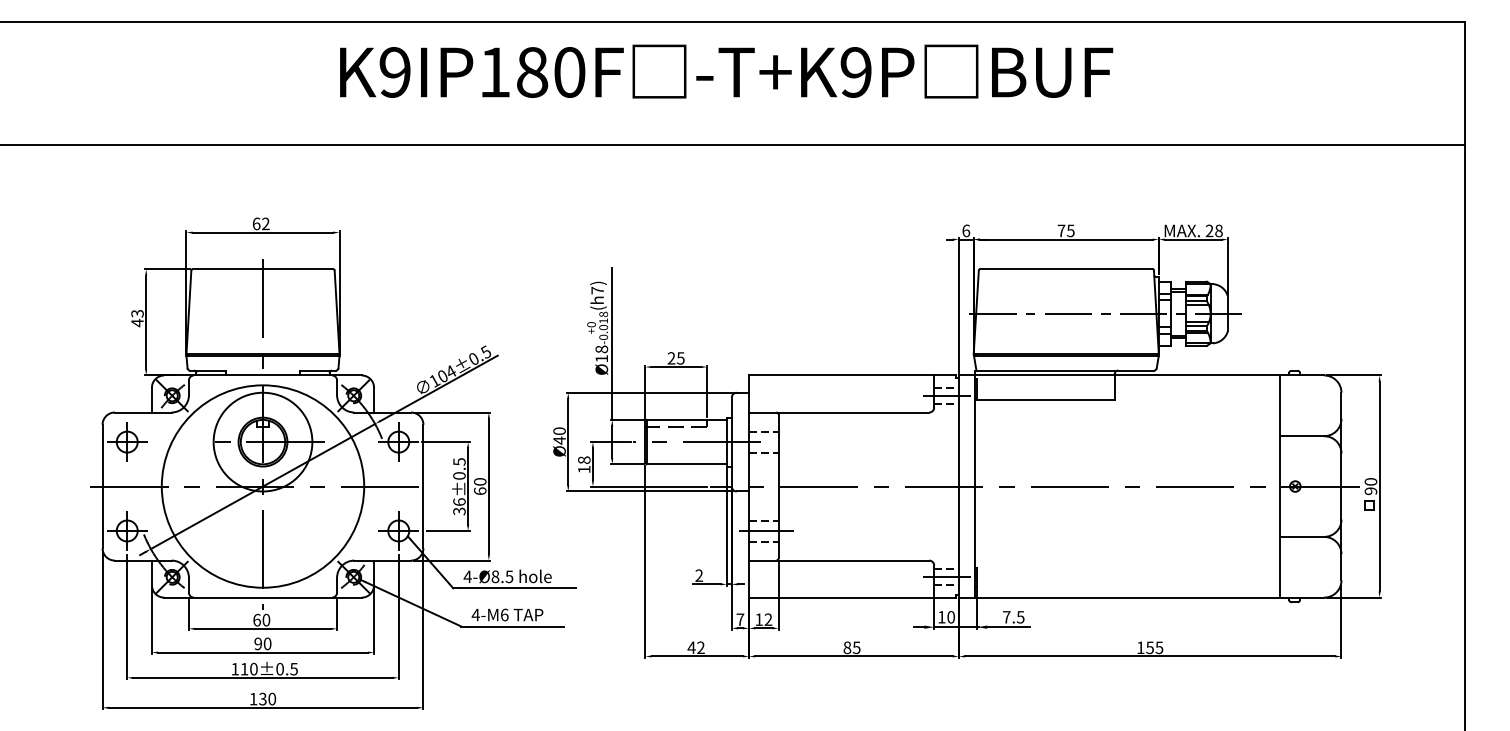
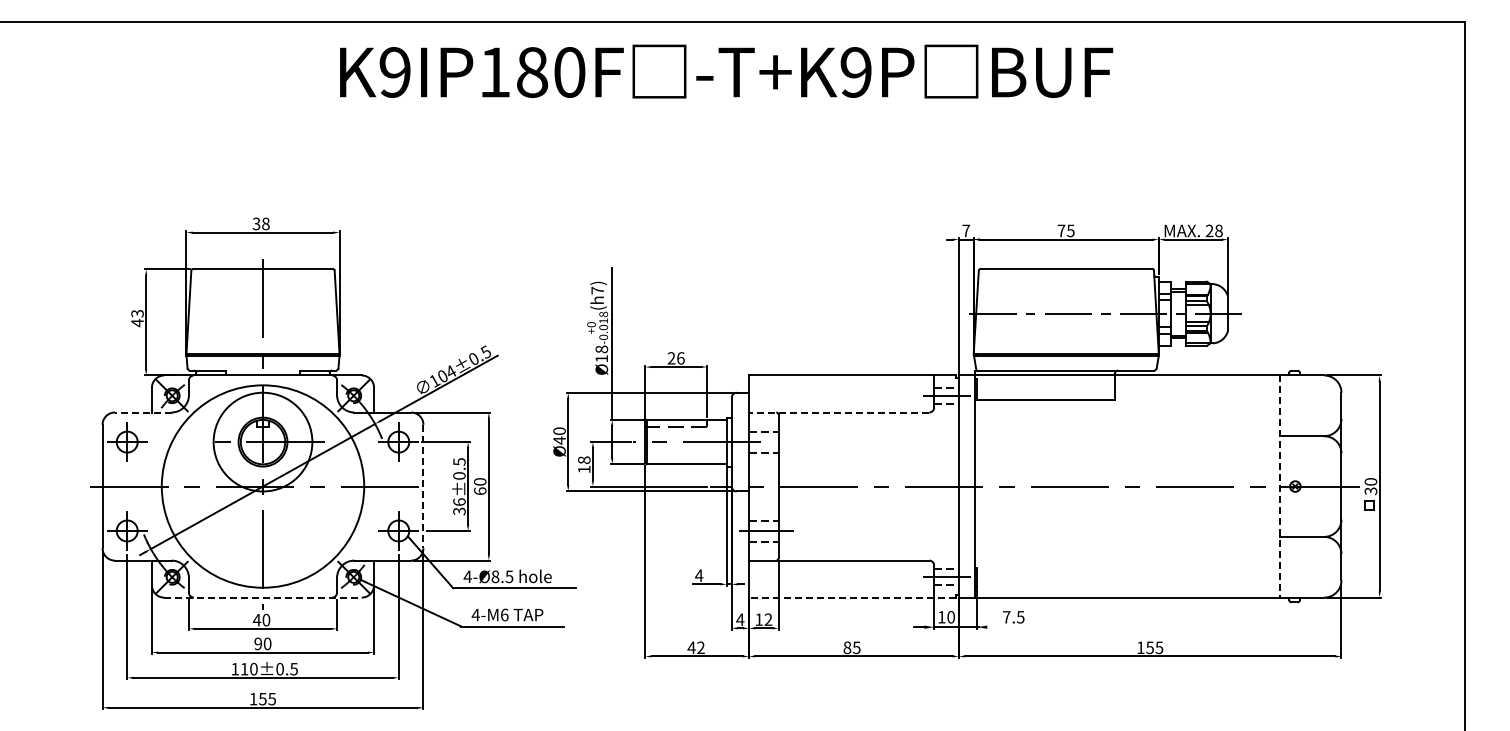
line: present -> none (733, 145)
text: 62 -> 38 (260, 223)
text: 6 -> 7 (966, 230)
text: 25 -> 26 (680, 358)
line: solid -> dashed (142, 412)
line: solid -> dashed (838, 412)
line: solid -> dashed (423, 486)
line: solid -> dashed (1279, 487)
text: 90 -> 30 (1371, 491)
text: 2 -> 4 (699, 575)
line: solid -> dashed (263, 597)
line: solid -> dashed (852, 597)
text: 60 -> 40 (256, 619)
text: 7 -> 4 (740, 619)
line: present -> none (1008, 627)
text: 130 -> 155 (267, 698)
